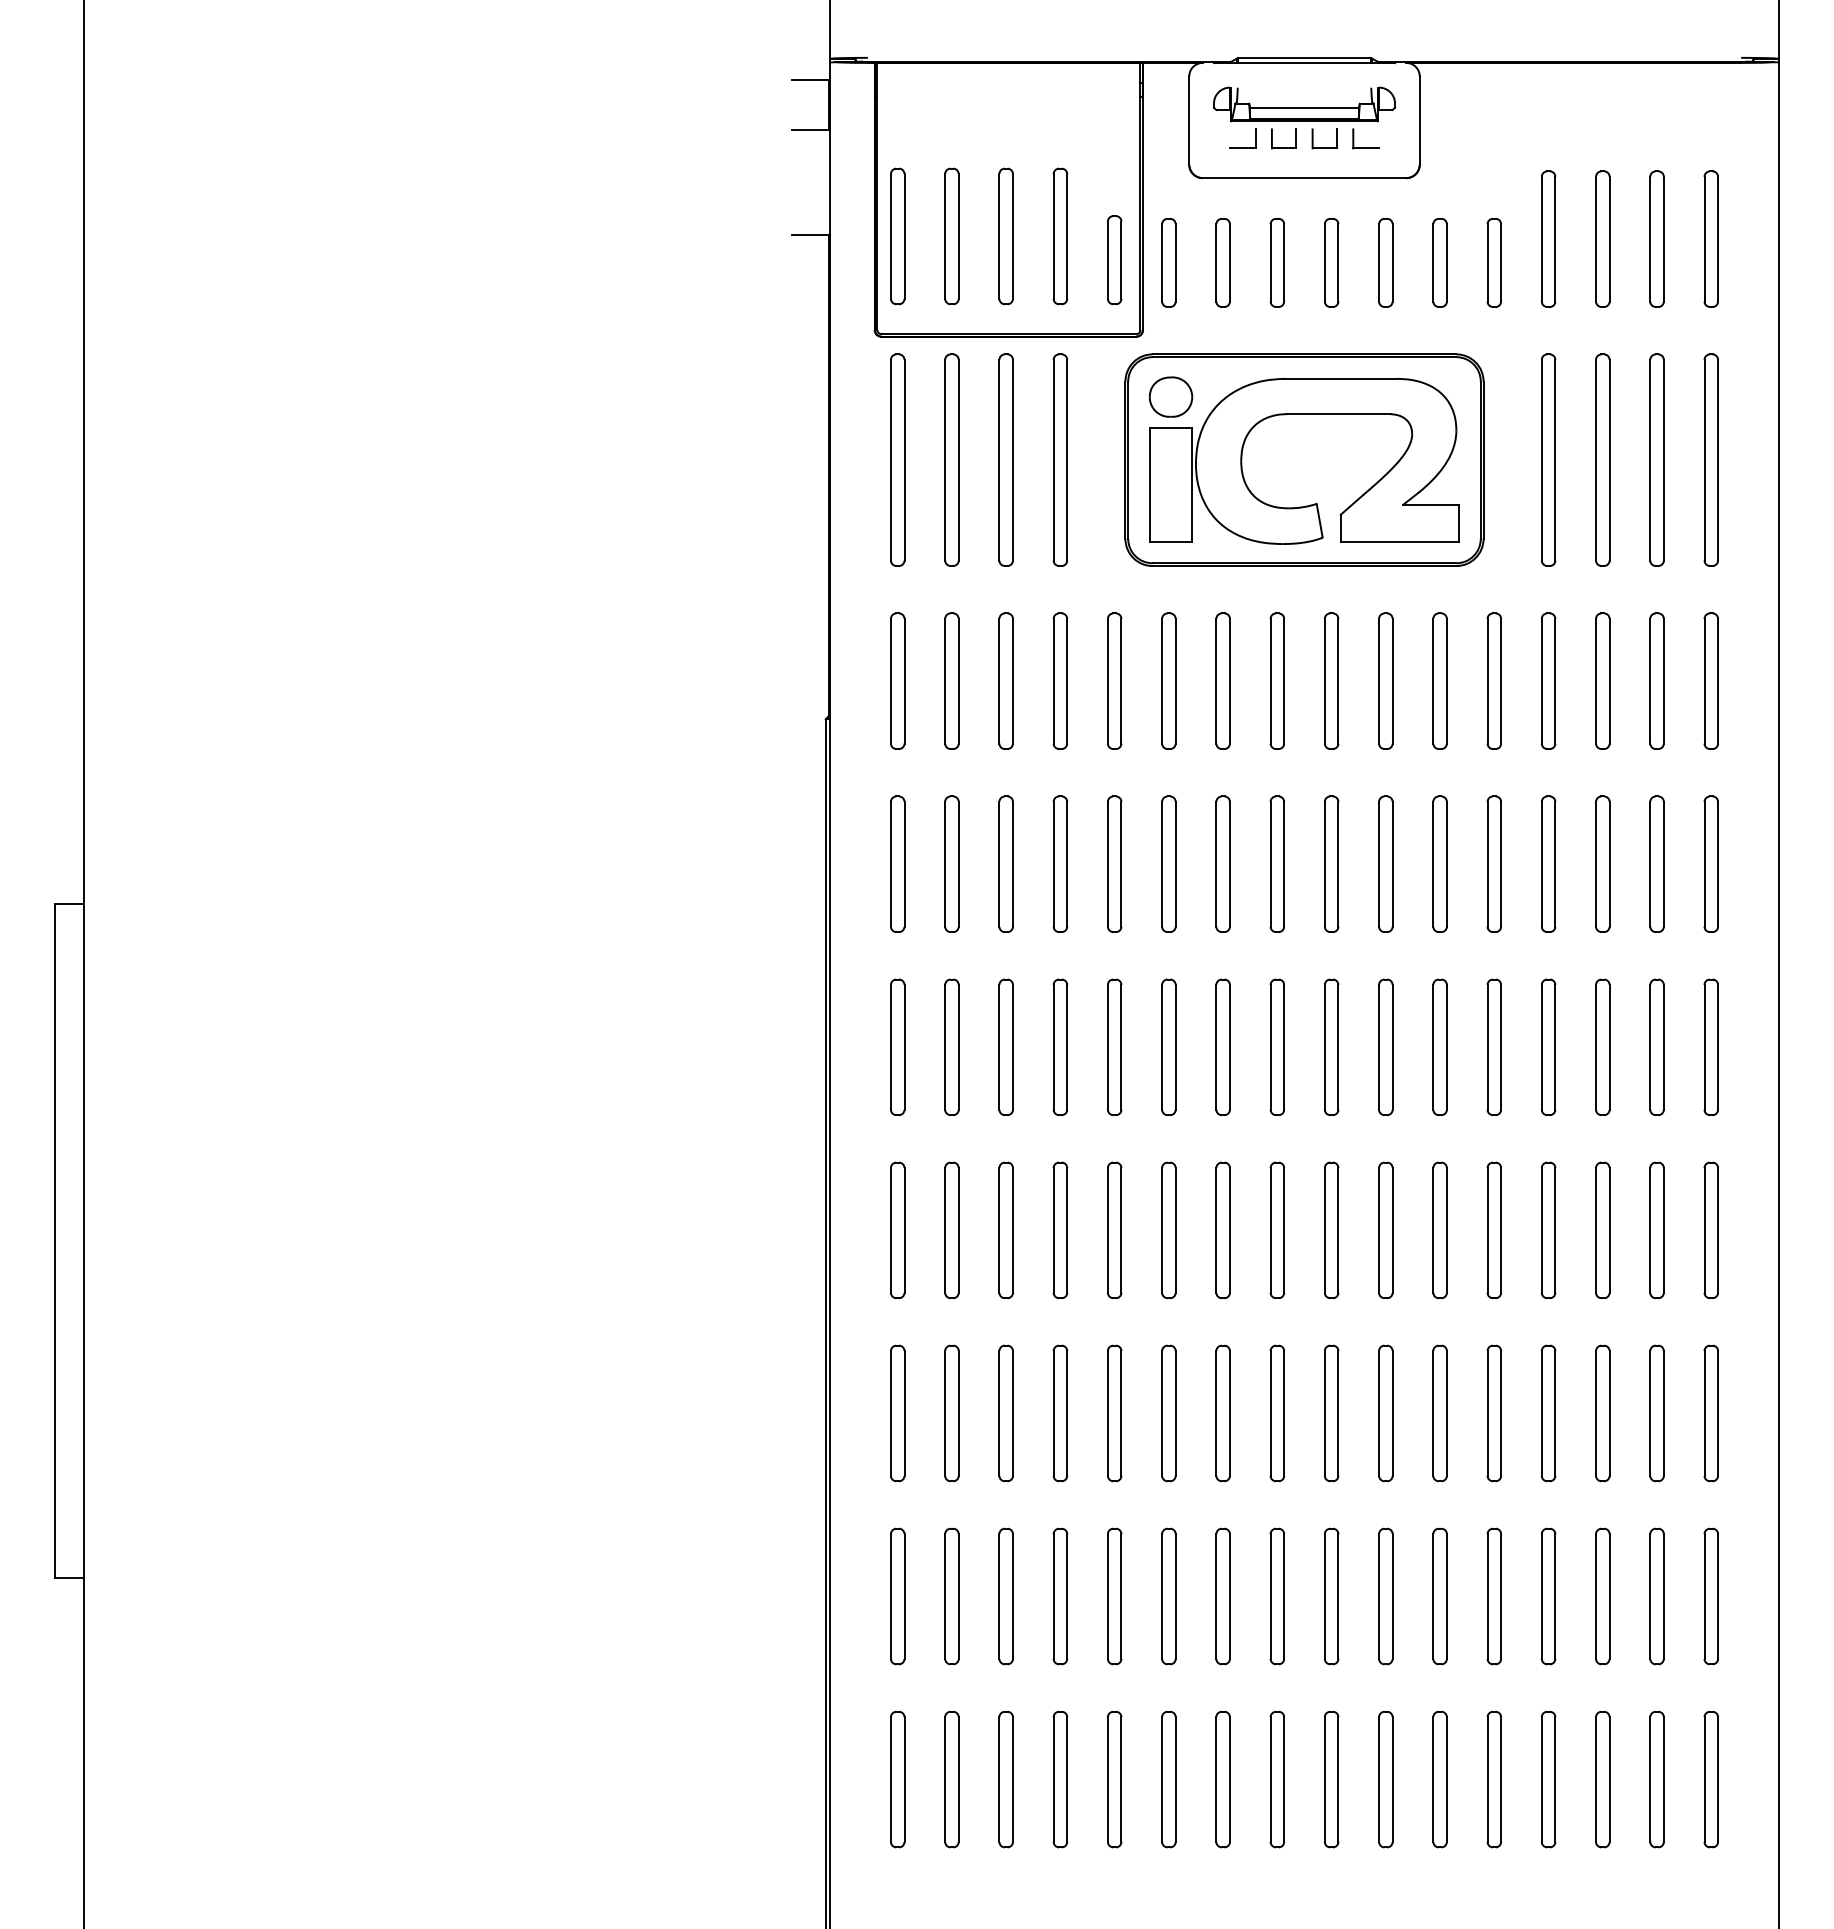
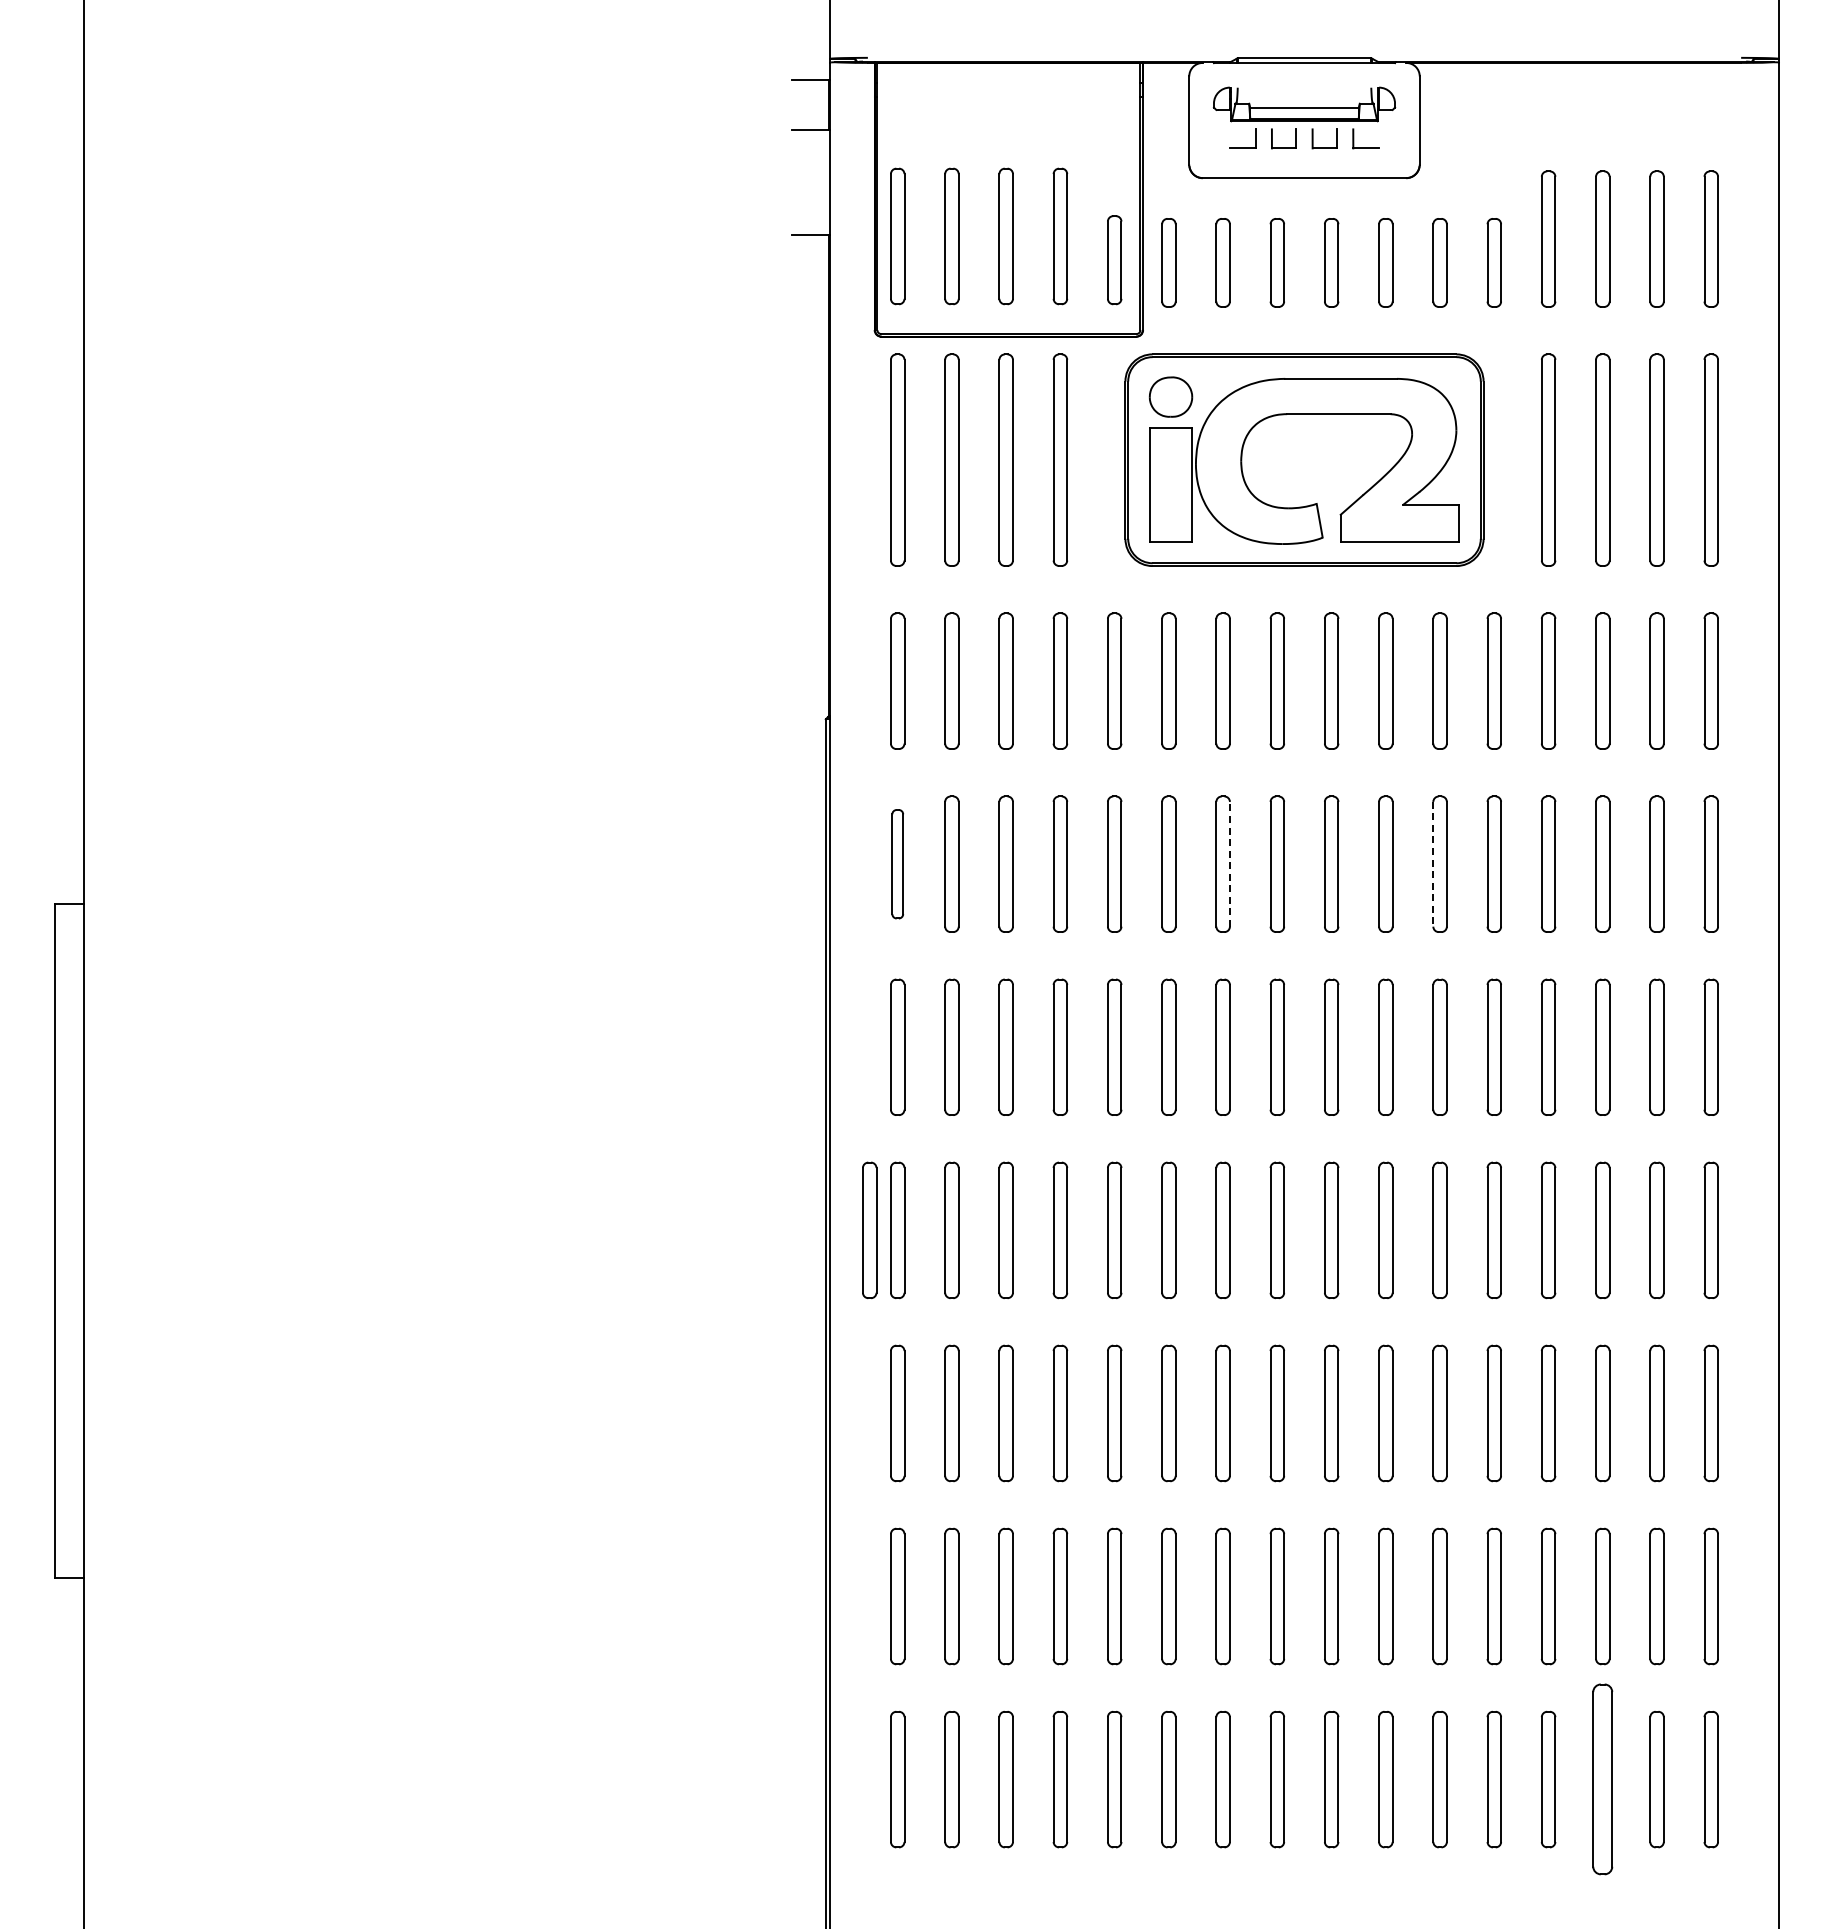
part size: 16x138 px -> 13x111 px (897, 864)
line: solid -> dashed (1229, 863)
line: solid -> dashed (1433, 864)
part: none -> present (869, 1230)
part size: 16x138 px -> 22x193 px (1602, 1779)
